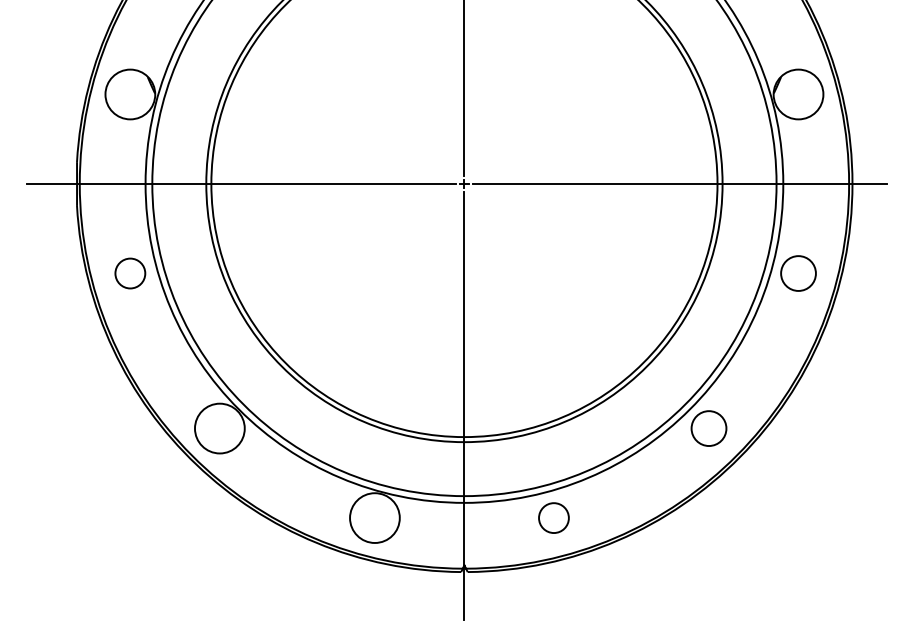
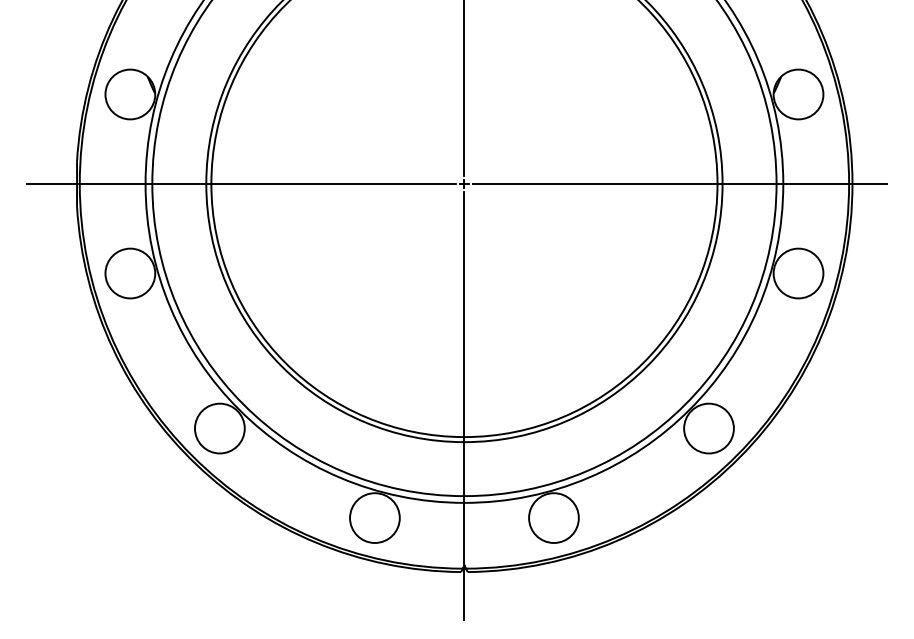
circle diameter: 30 px -> 50 px (130, 273)
circle diameter: 35 px -> 50 px (798, 273)
circle diameter: 35 px -> 50 px (708, 428)
circle diameter: 30 px -> 50 px (553, 517)
